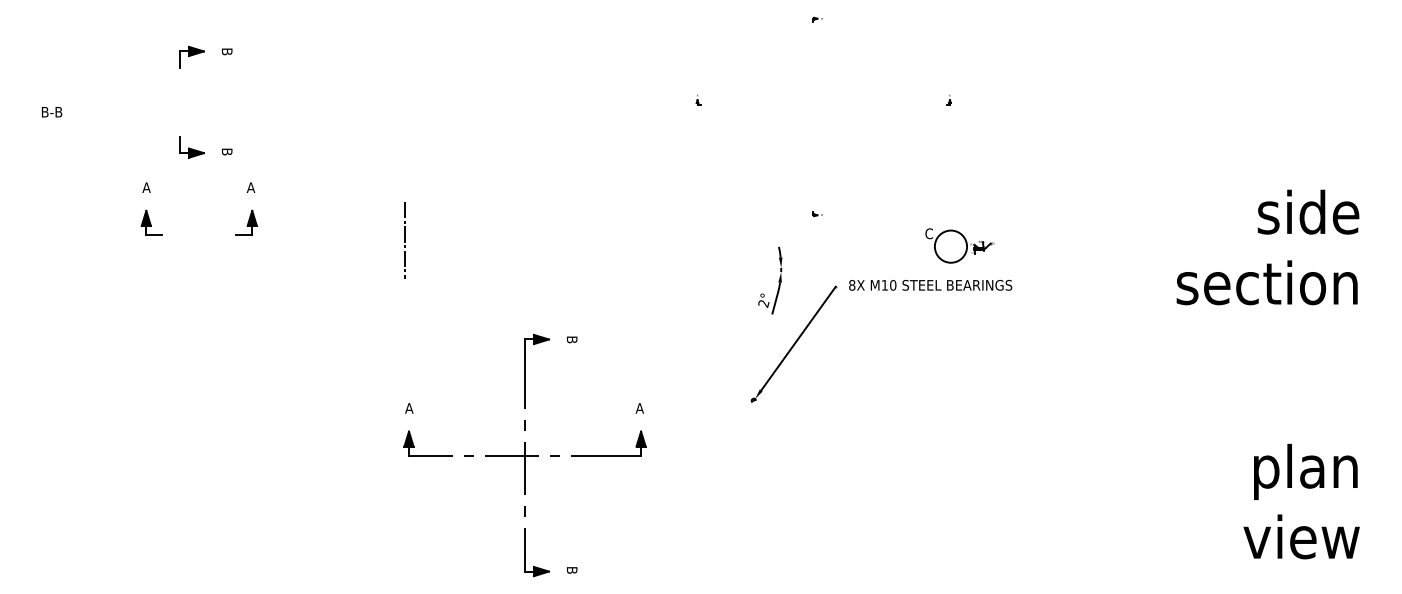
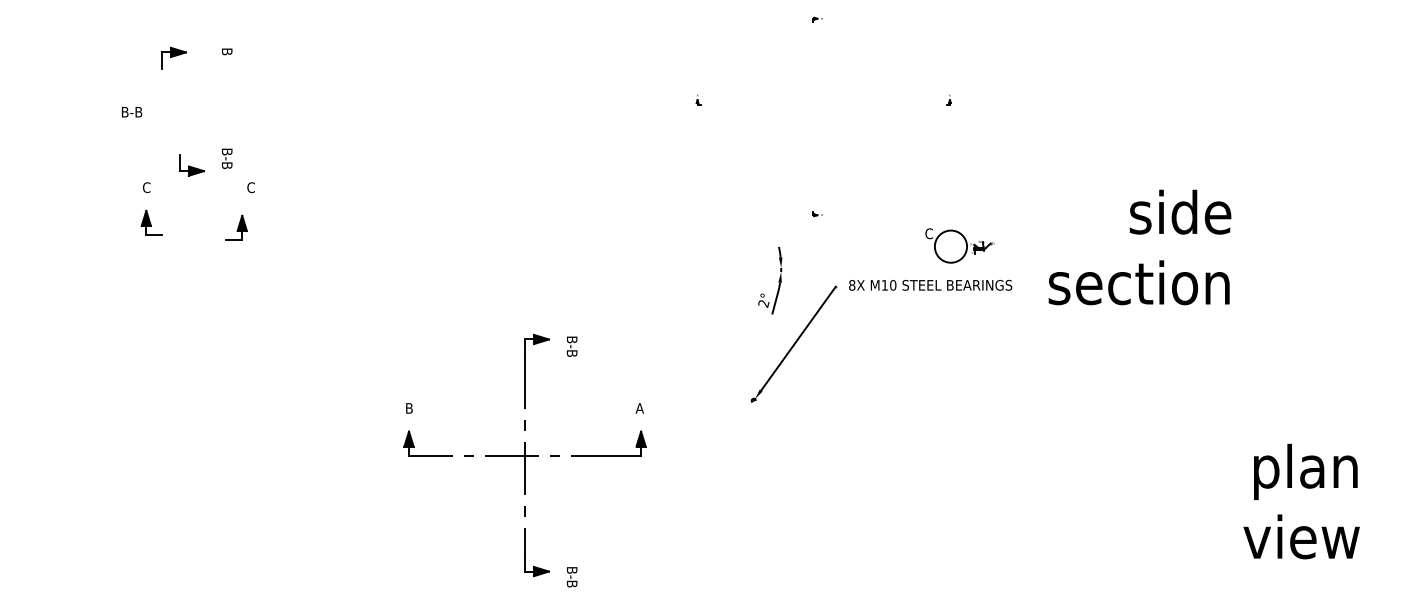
part position: (191, 56) -> (173, 57) (173, 57)
text position: (52, 112) -> (132, 112) (132, 112)
part position: (191, 147) -> (191, 165) (191, 165)
text: B -> B-B (227, 163)
text: A -> C (146, 187)
text: A -> C (250, 187)
part position: (246, 222) -> (236, 227) (236, 227)
line: present -> none (405, 240)
text position: (1267, 247) -> (1139, 247) (1139, 247)
text: B -> B-B (571, 350)
text: A -> B (409, 408)
text: B -> B-B (571, 581)
